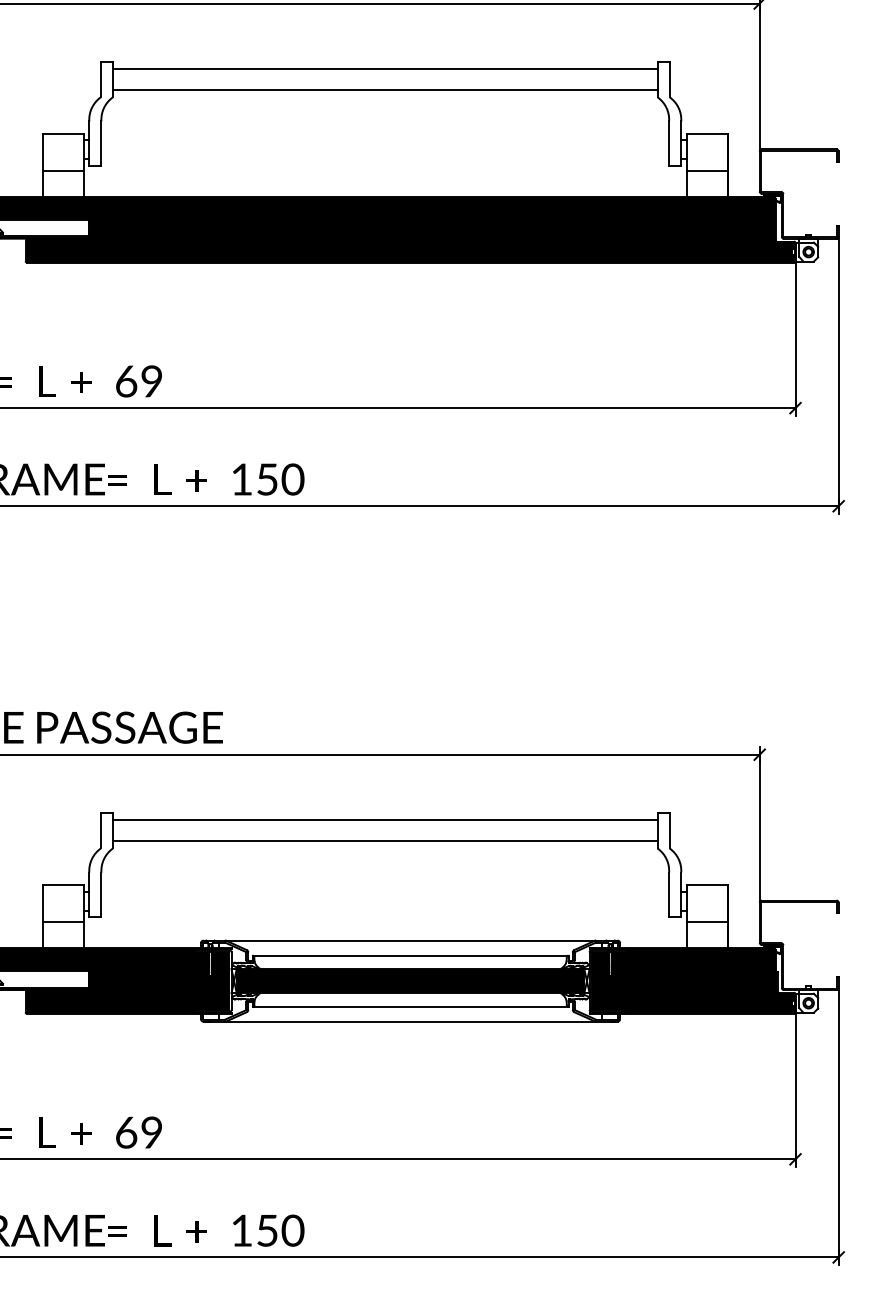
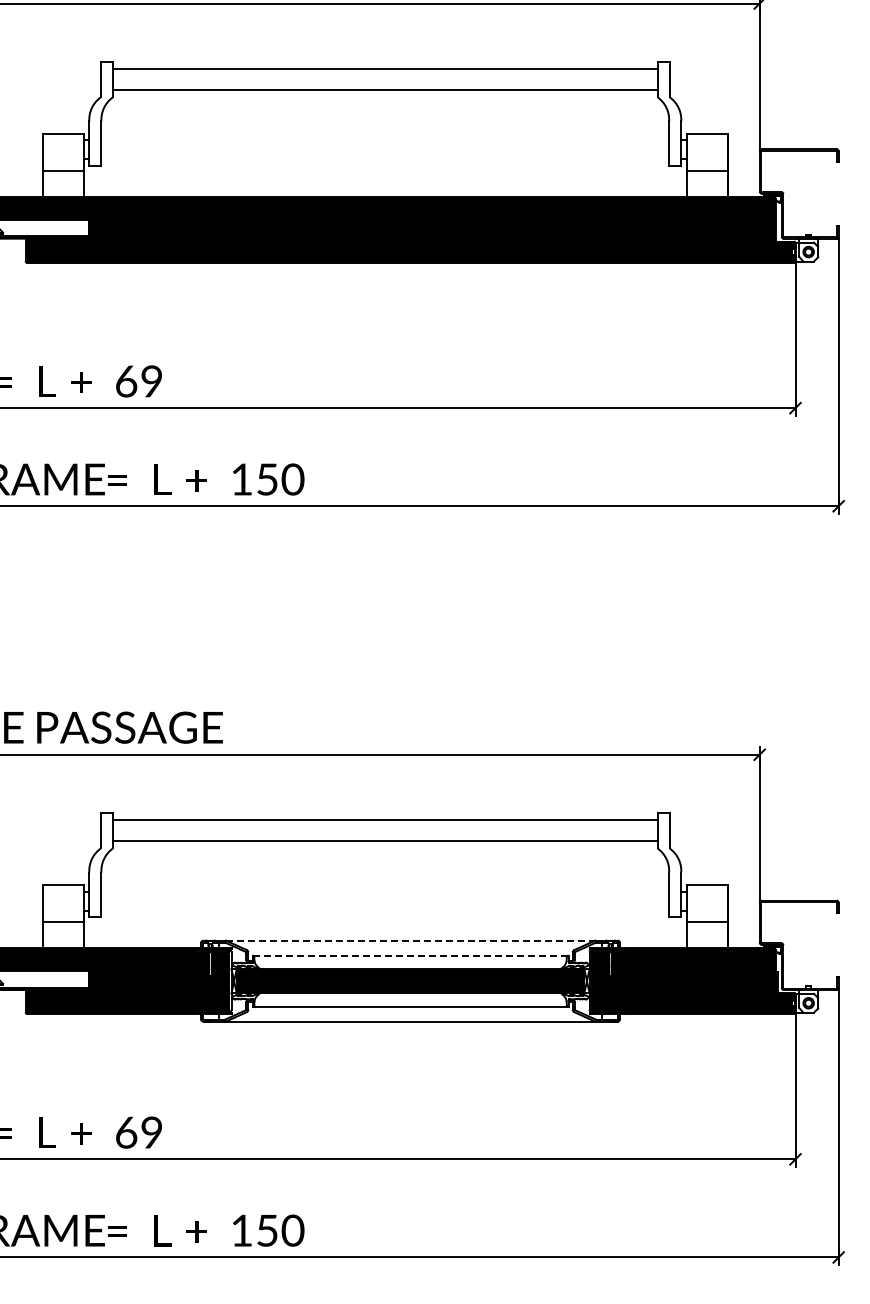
line: solid -> dashed (410, 940)
line: solid -> dashed (410, 955)
